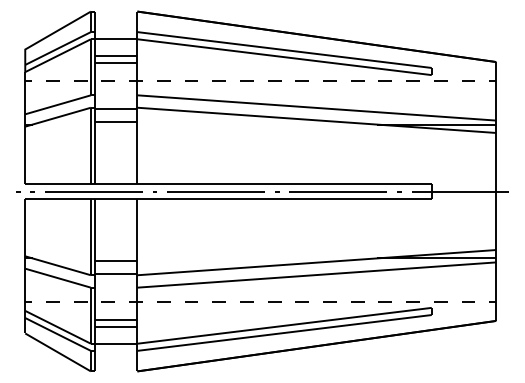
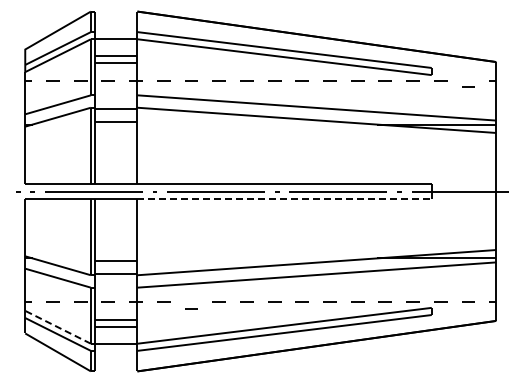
line position: (468, 80) -> (468, 86) (468, 86)
line: solid -> dashed (285, 198)
line position: (191, 301) -> (191, 308) (191, 308)
line: solid -> dashed (58, 327)
